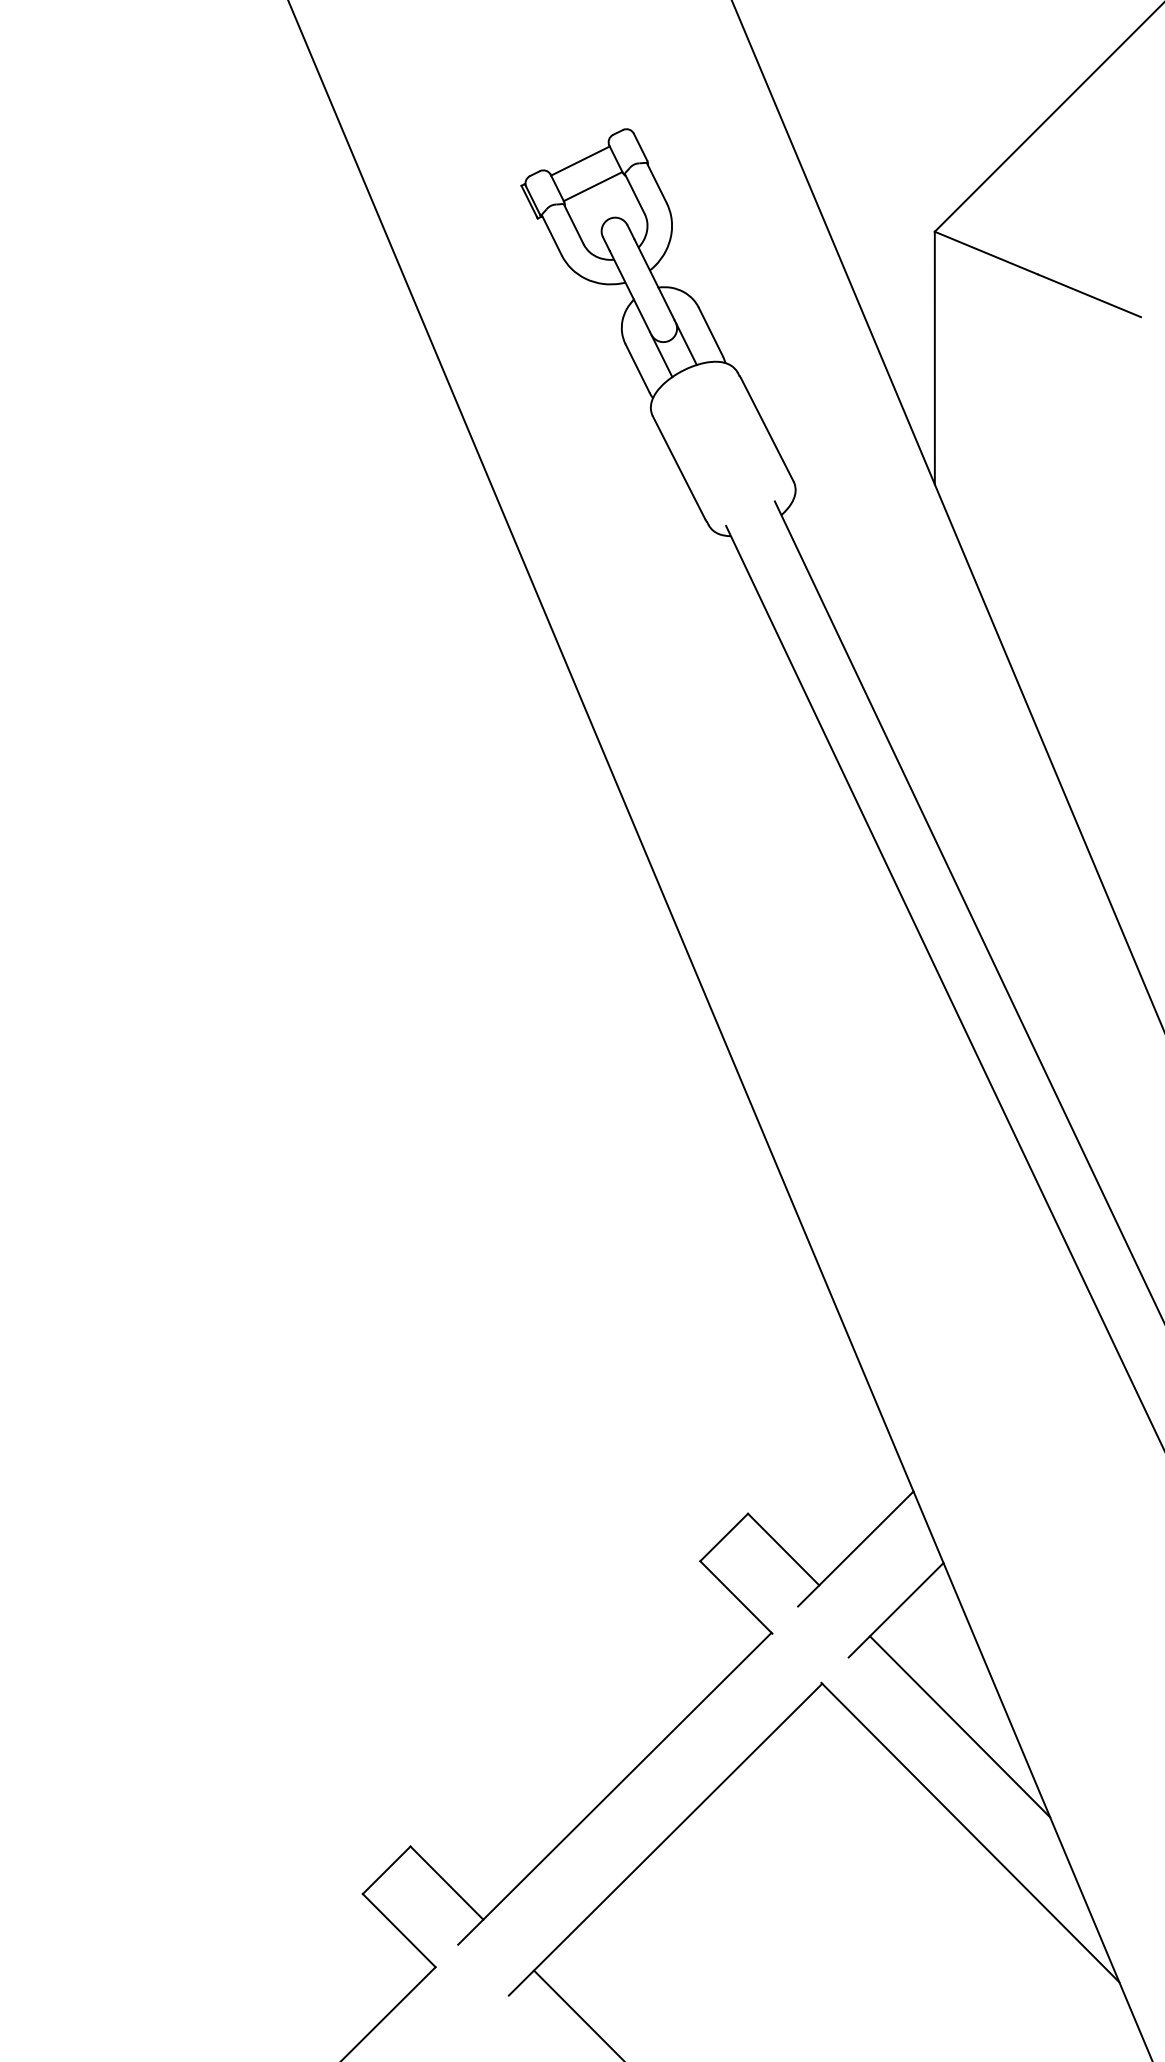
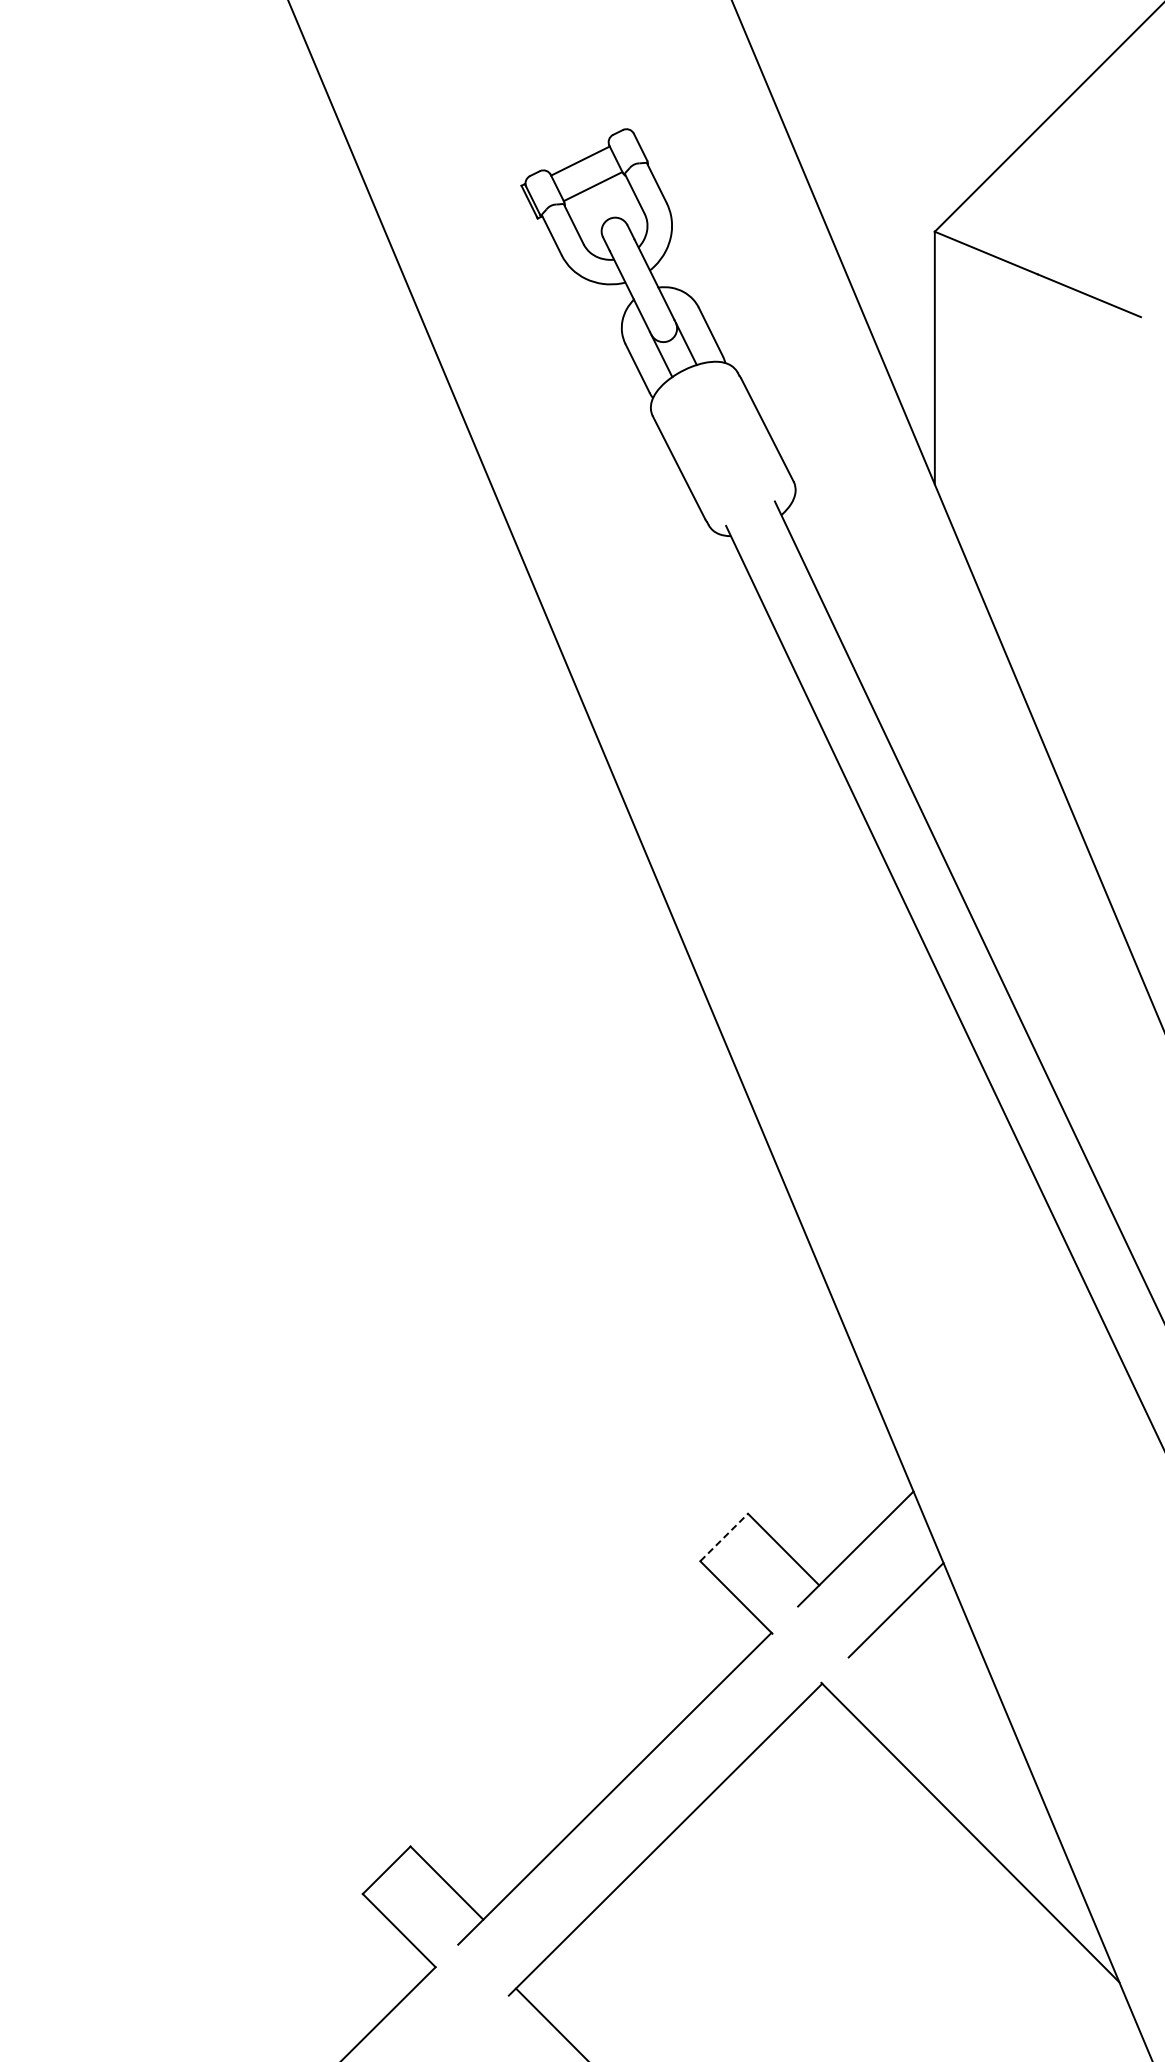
line: solid -> dashed (724, 1537)
line: present -> none (959, 1726)
line position: (577, 2014) -> (550, 2023) (550, 2023)
